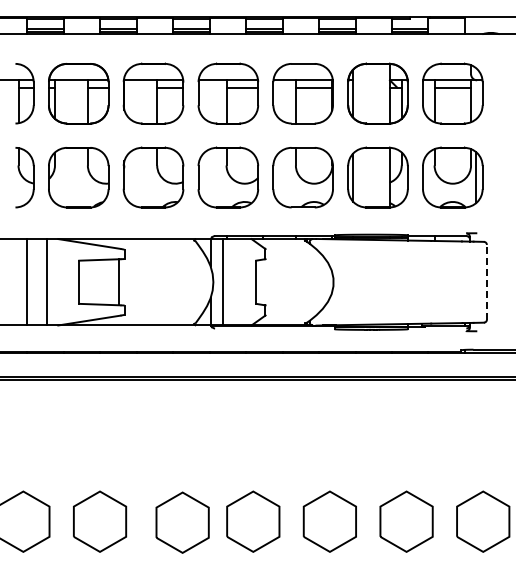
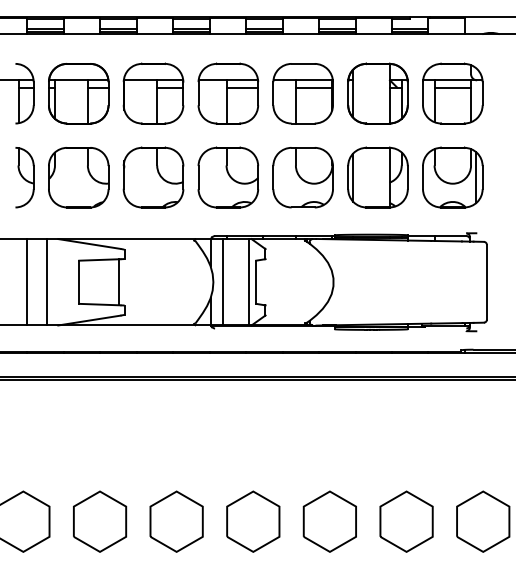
line: dashed -> solid (486, 281)
line: none -> present (249, 282)
part position: (182, 522) -> (176, 521) (176, 521)
